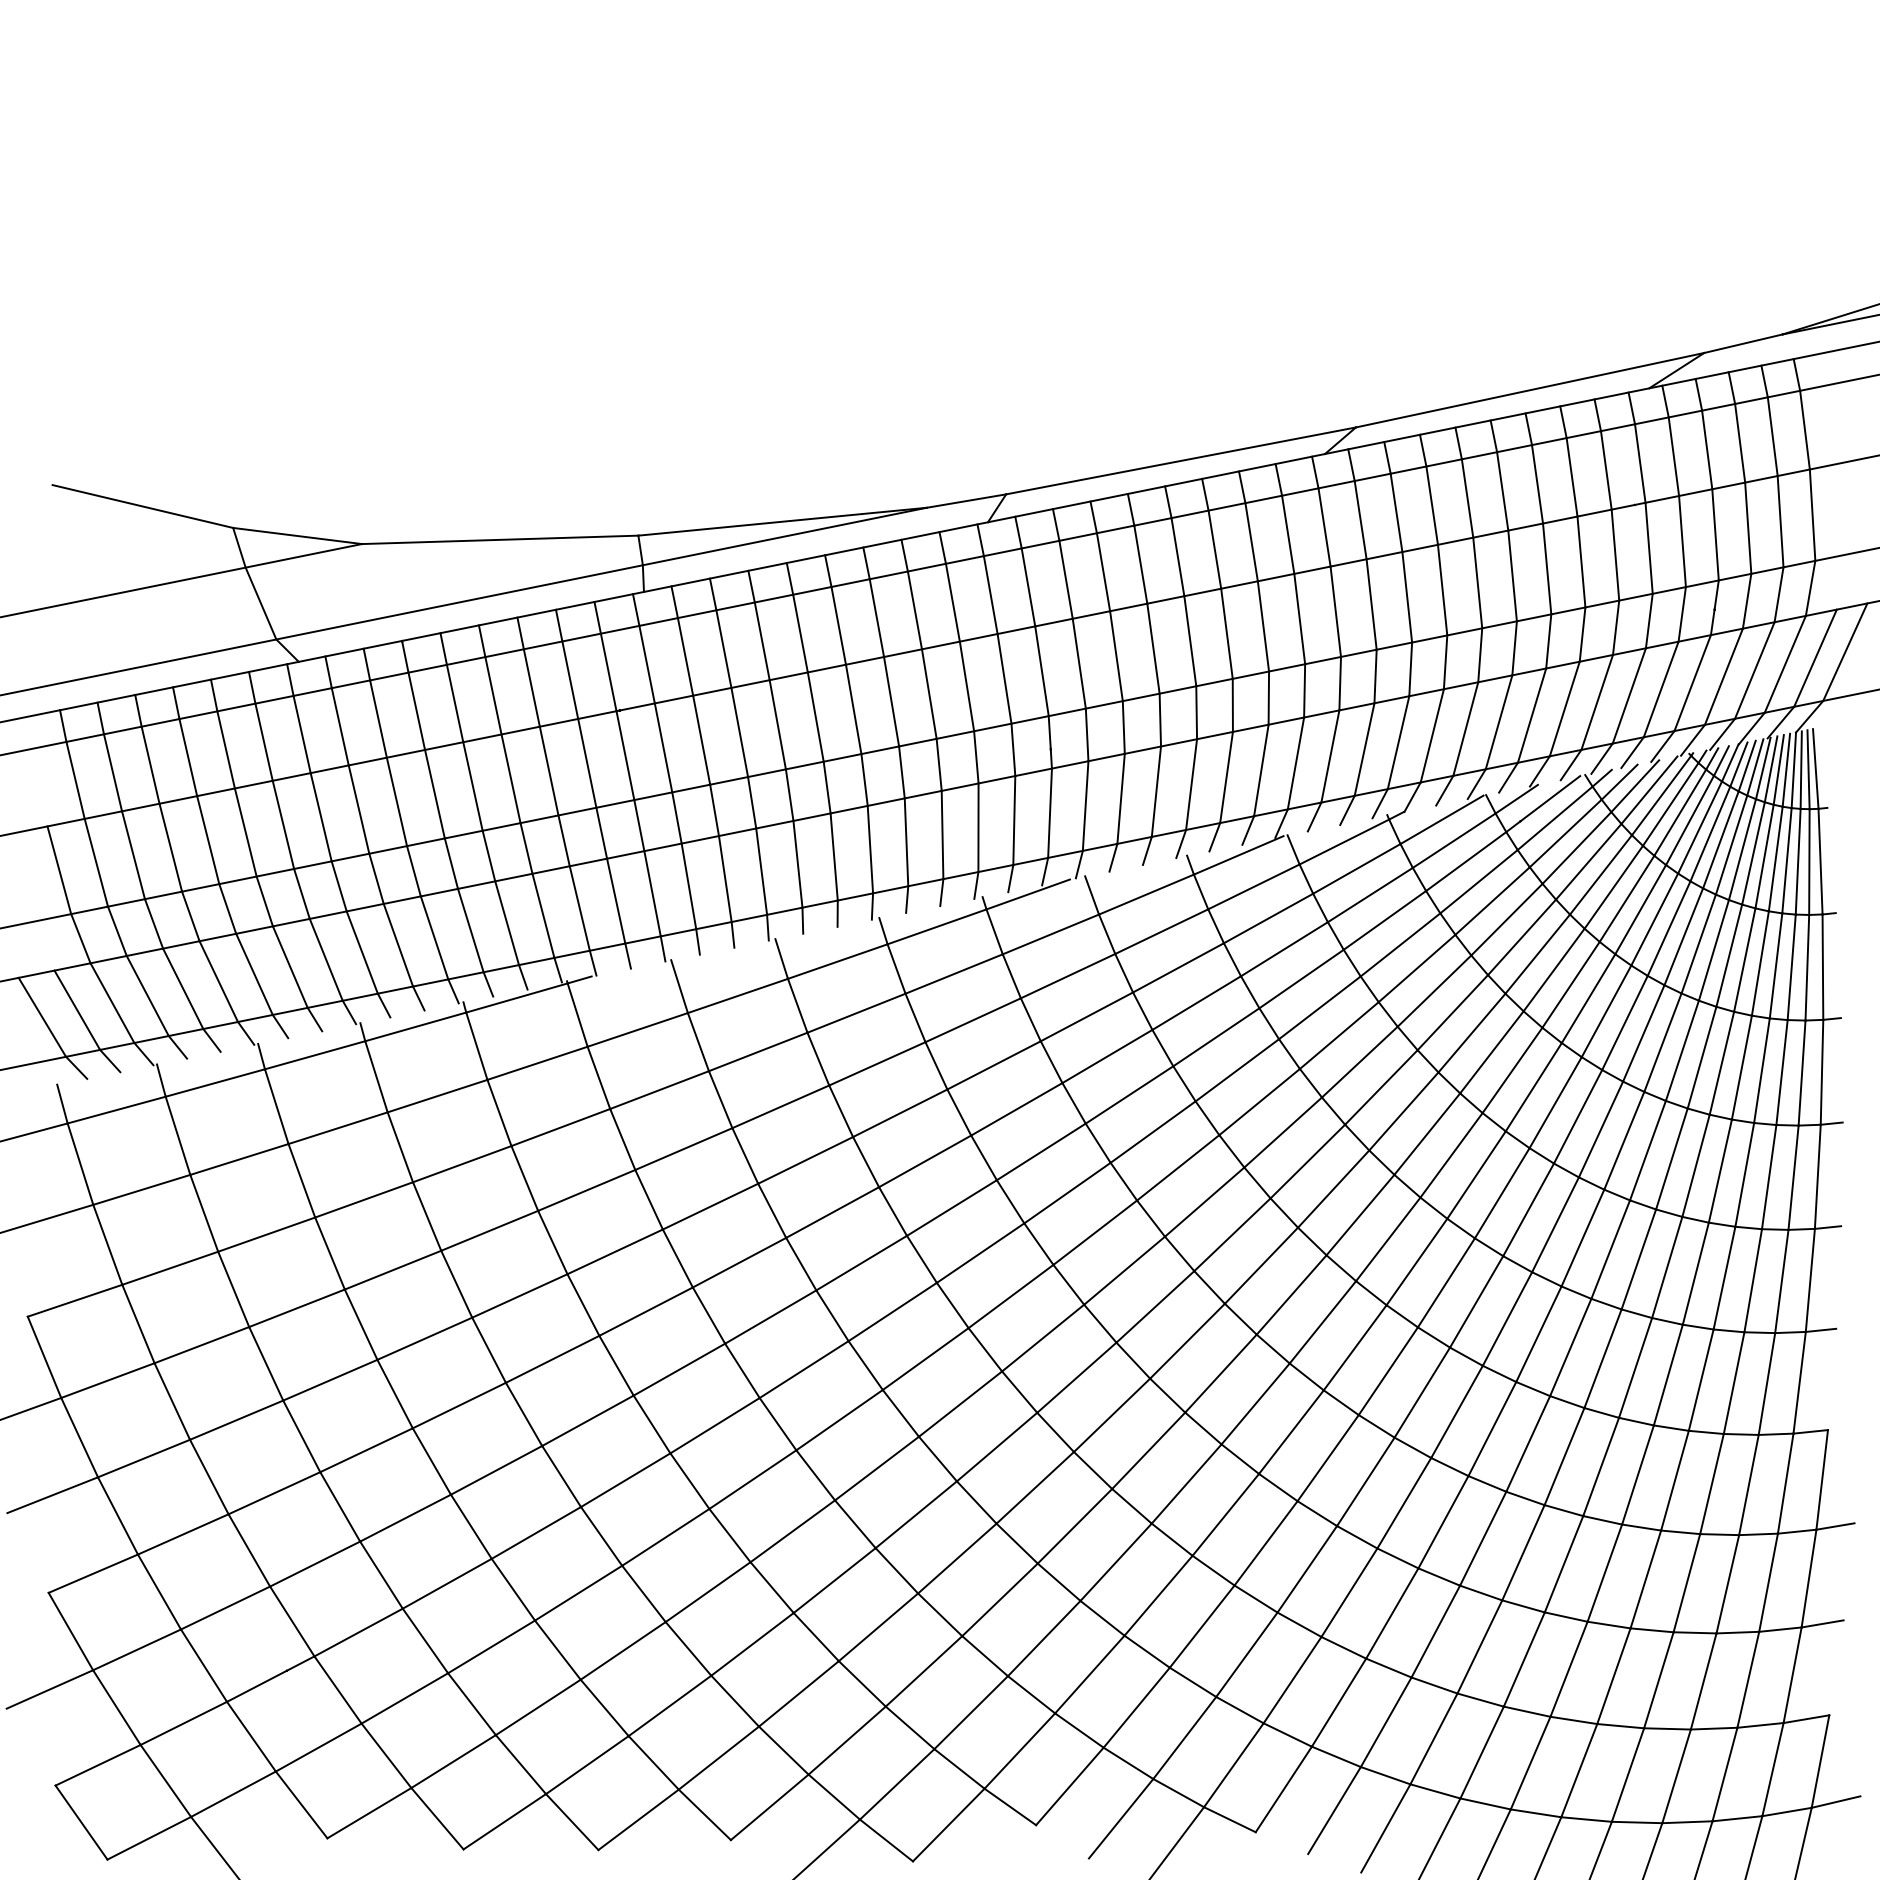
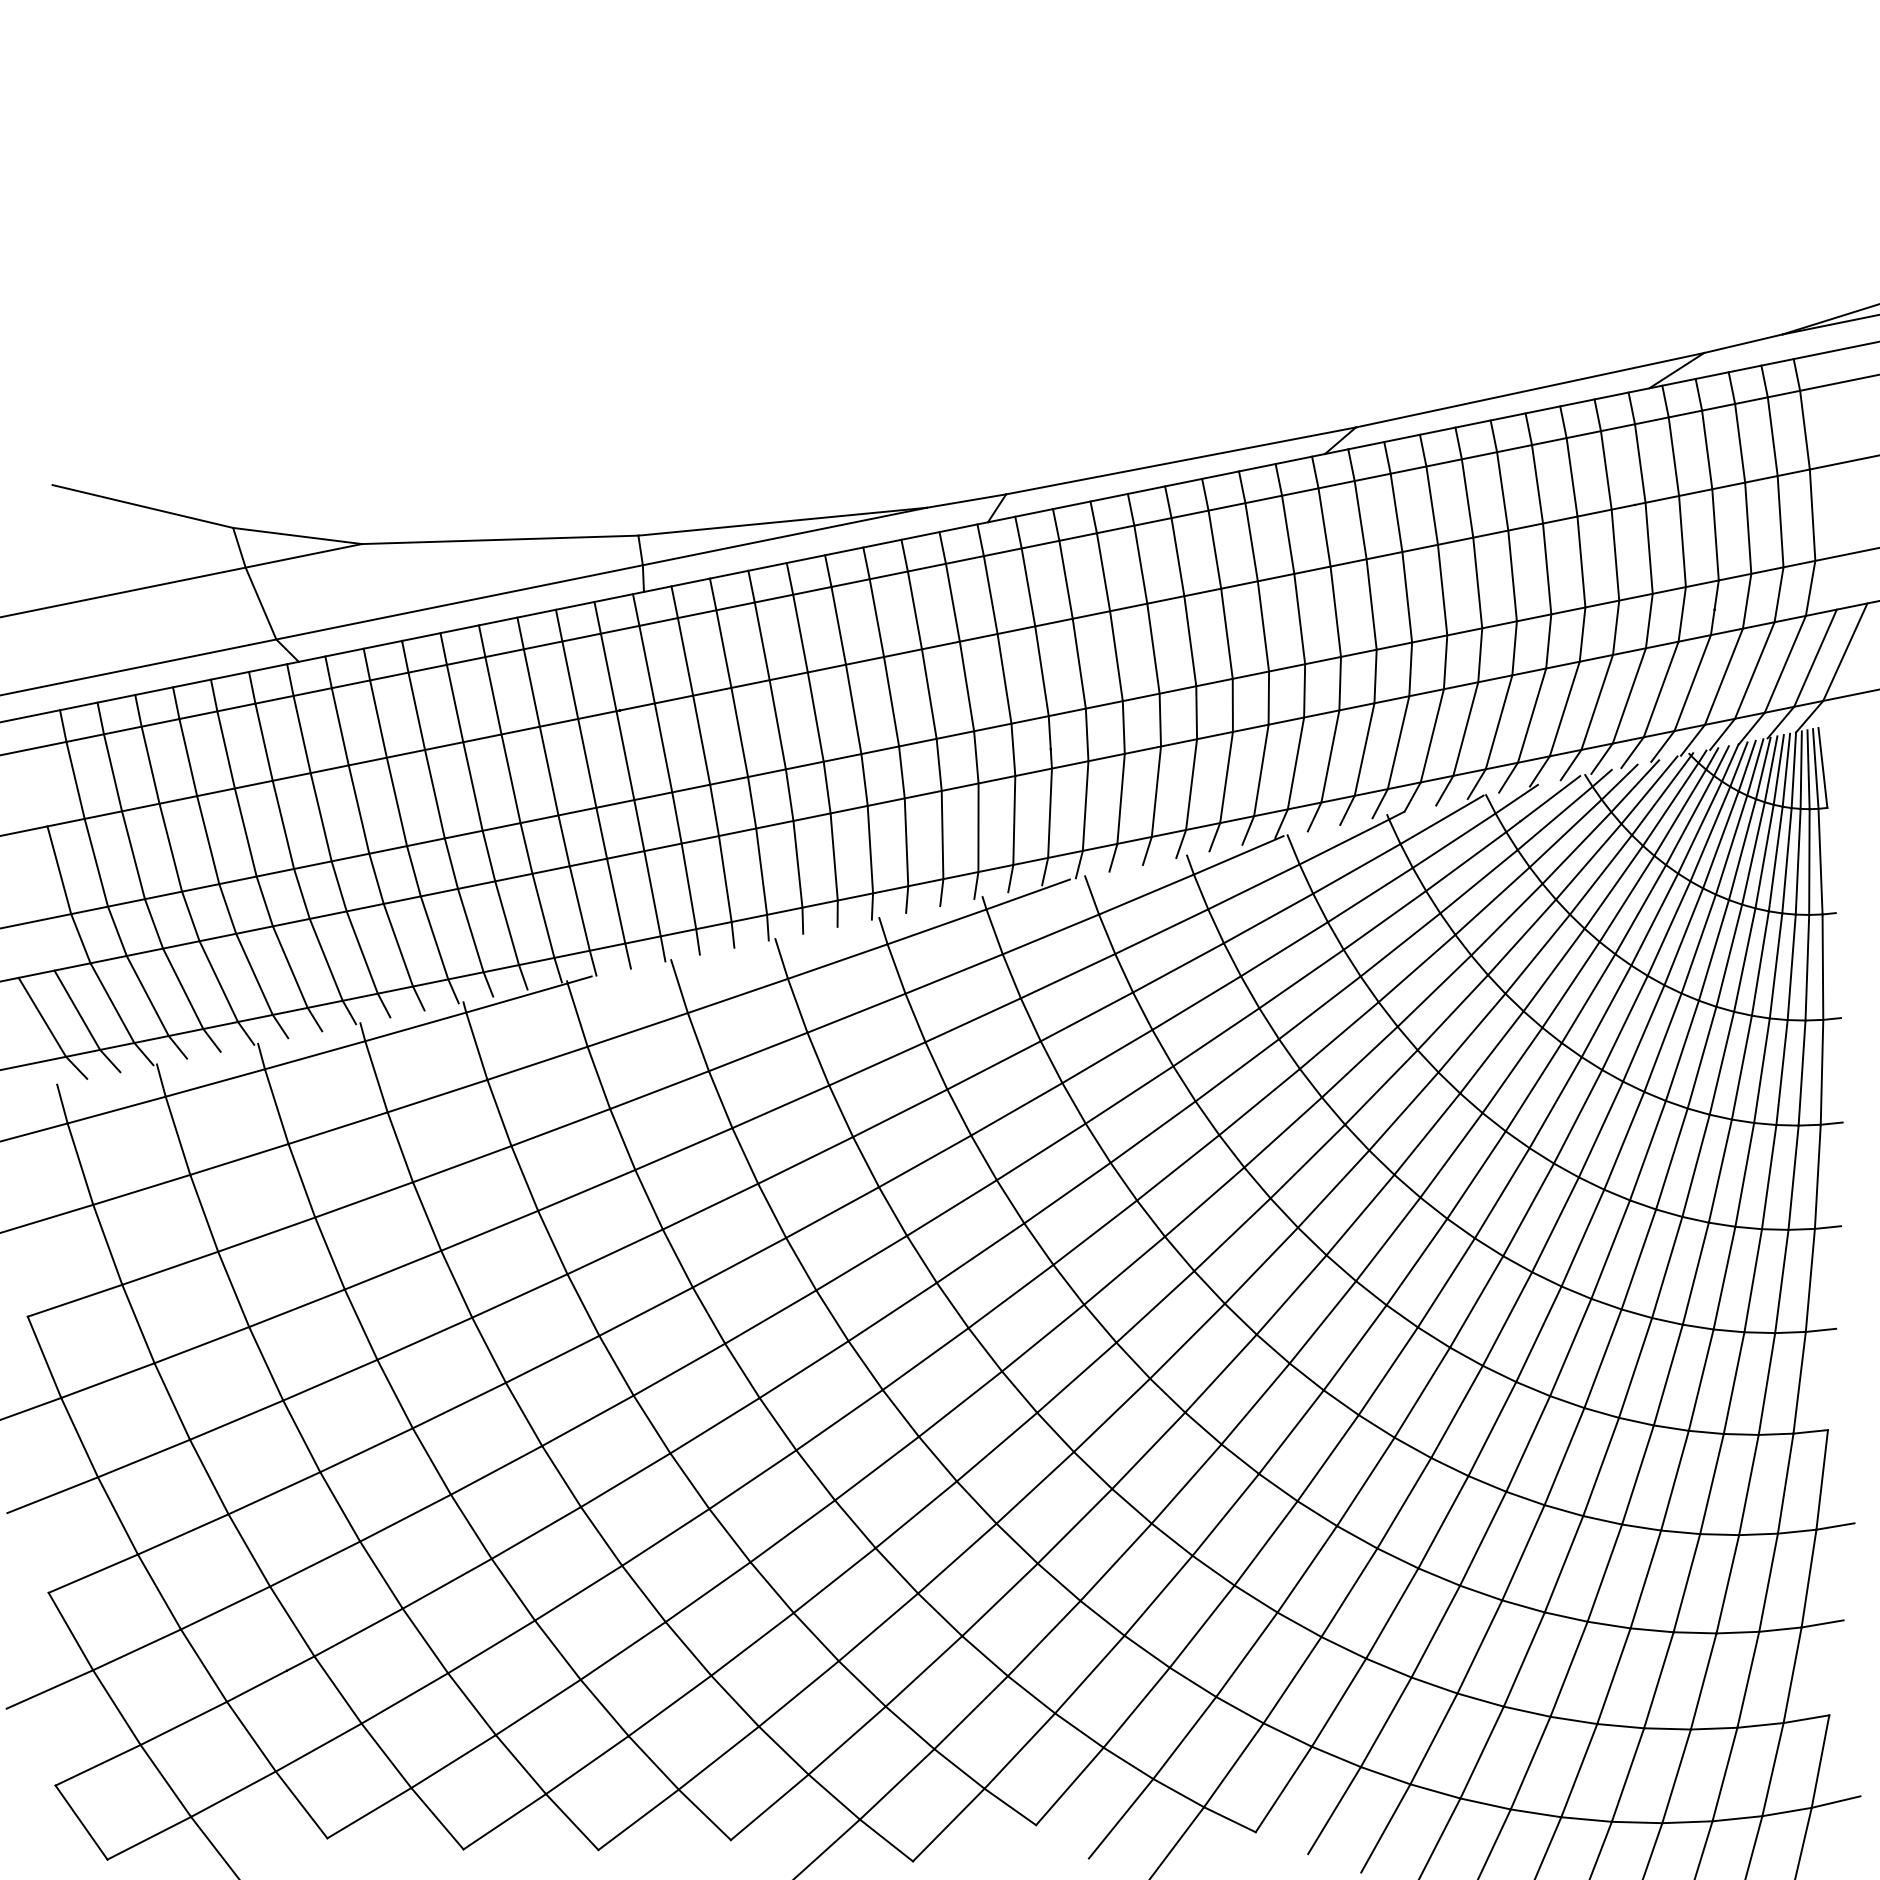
line: none -> present (1822, 767)
